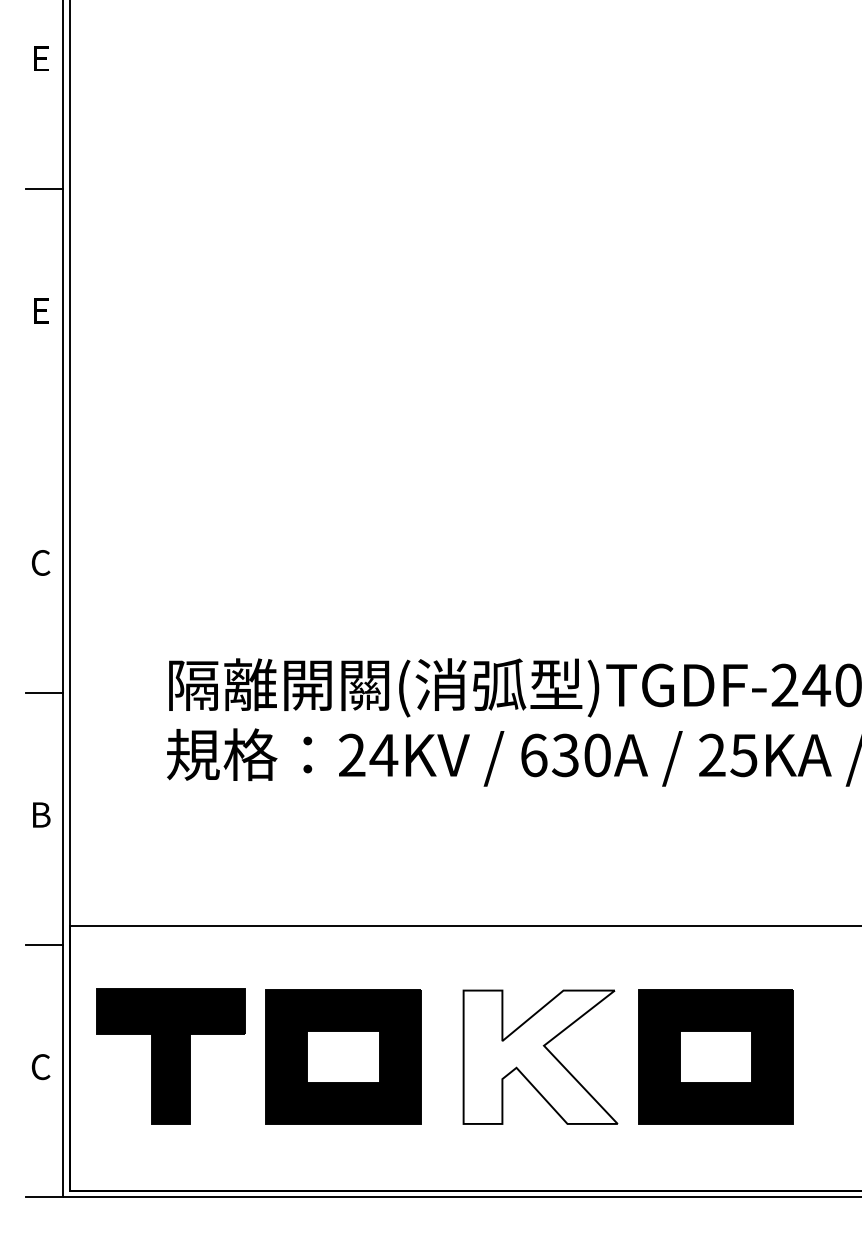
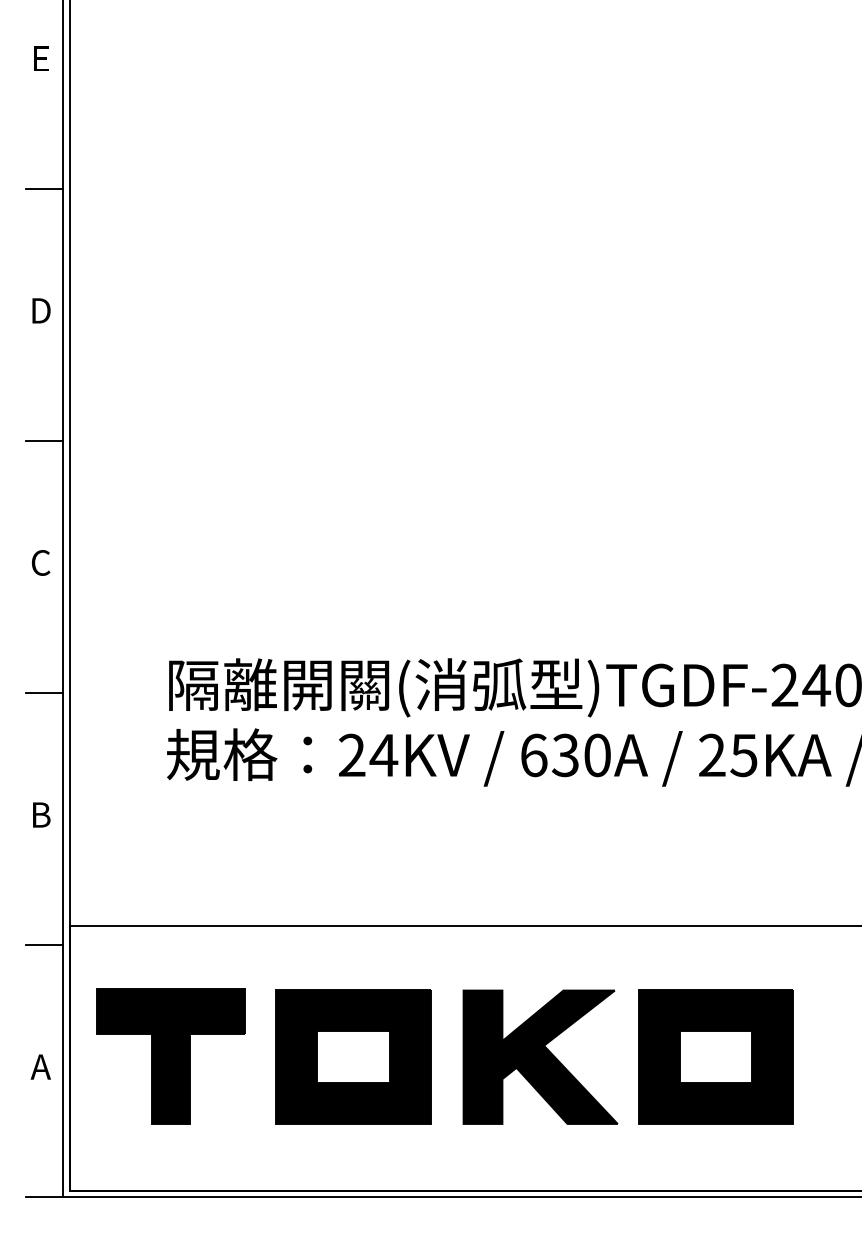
text: E -> D (41, 310)
line: none -> present (44, 440)
part position: (343, 1056) -> (353, 1056) (353, 1056)
fill: none -> present (540, 1056)
text: C -> A (40, 1067)
